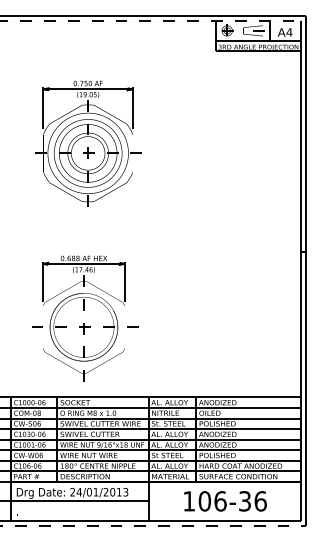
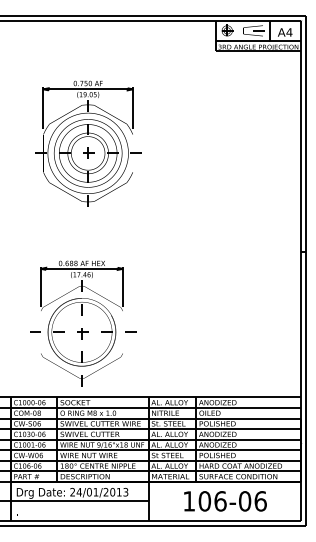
line: dashed -> solid (151, 21)
part position: (85, 318) -> (83, 323) (83, 323)
text: 106-36 -> 106-06 (245, 501)
line: dashed -> solid (153, 525)
